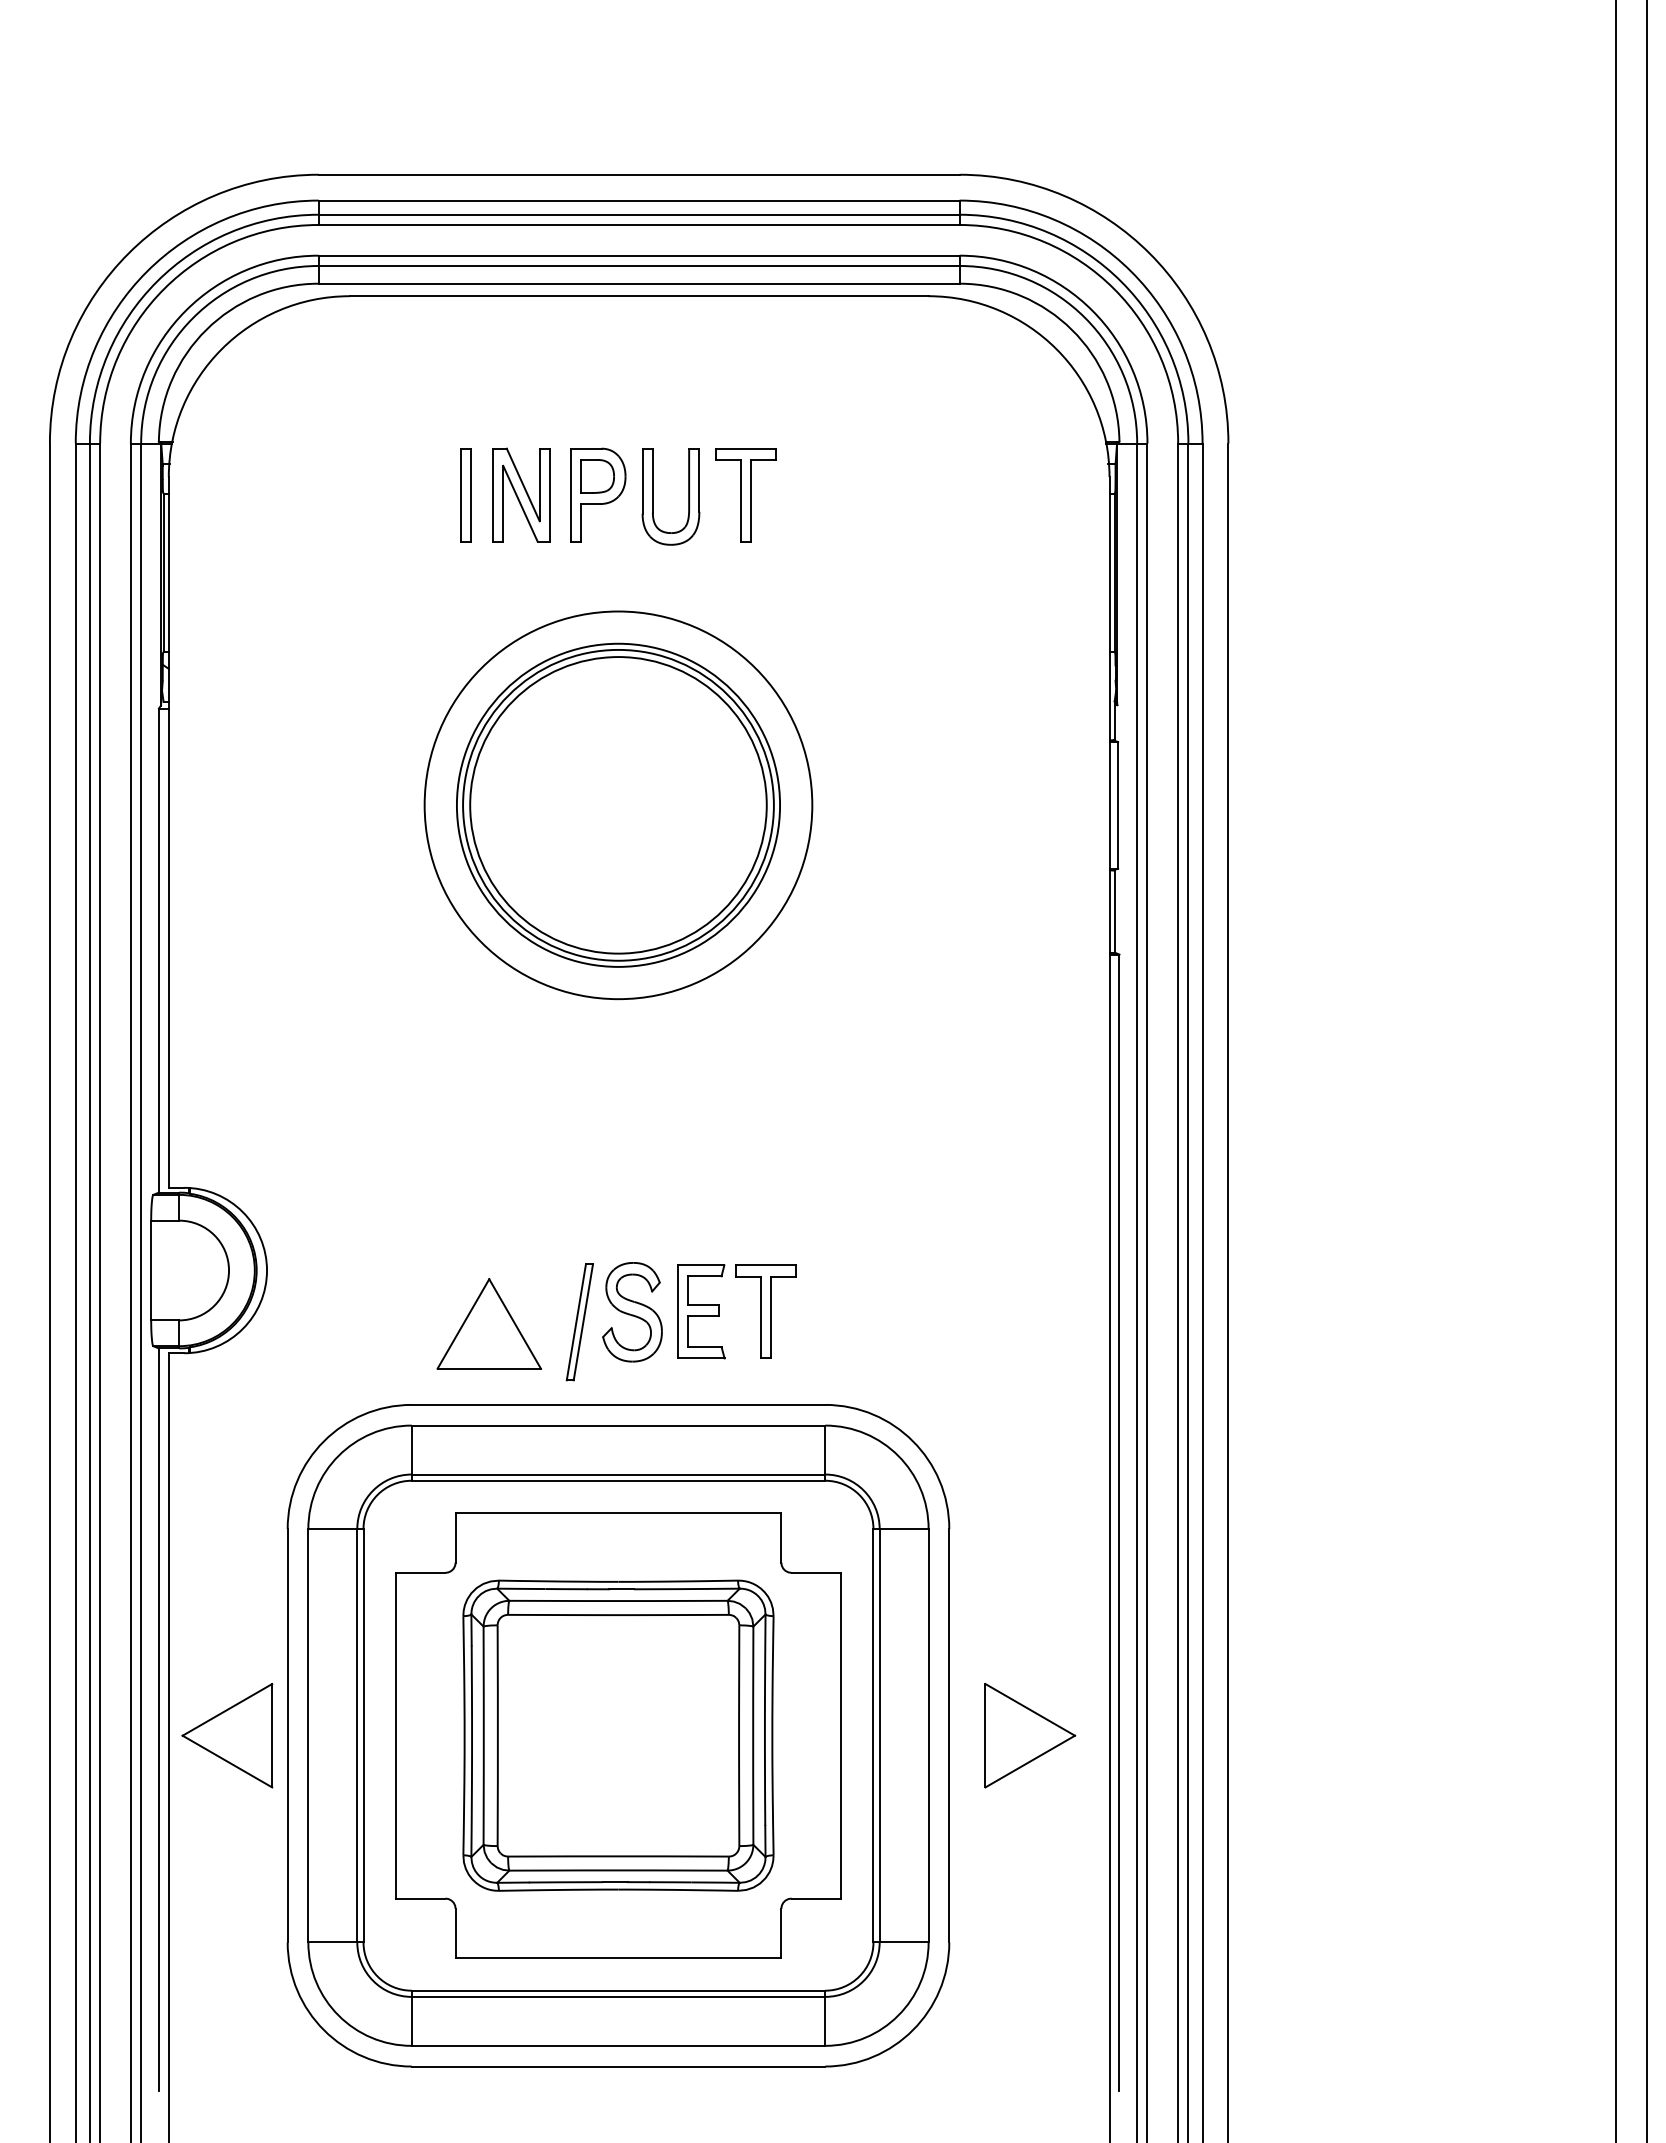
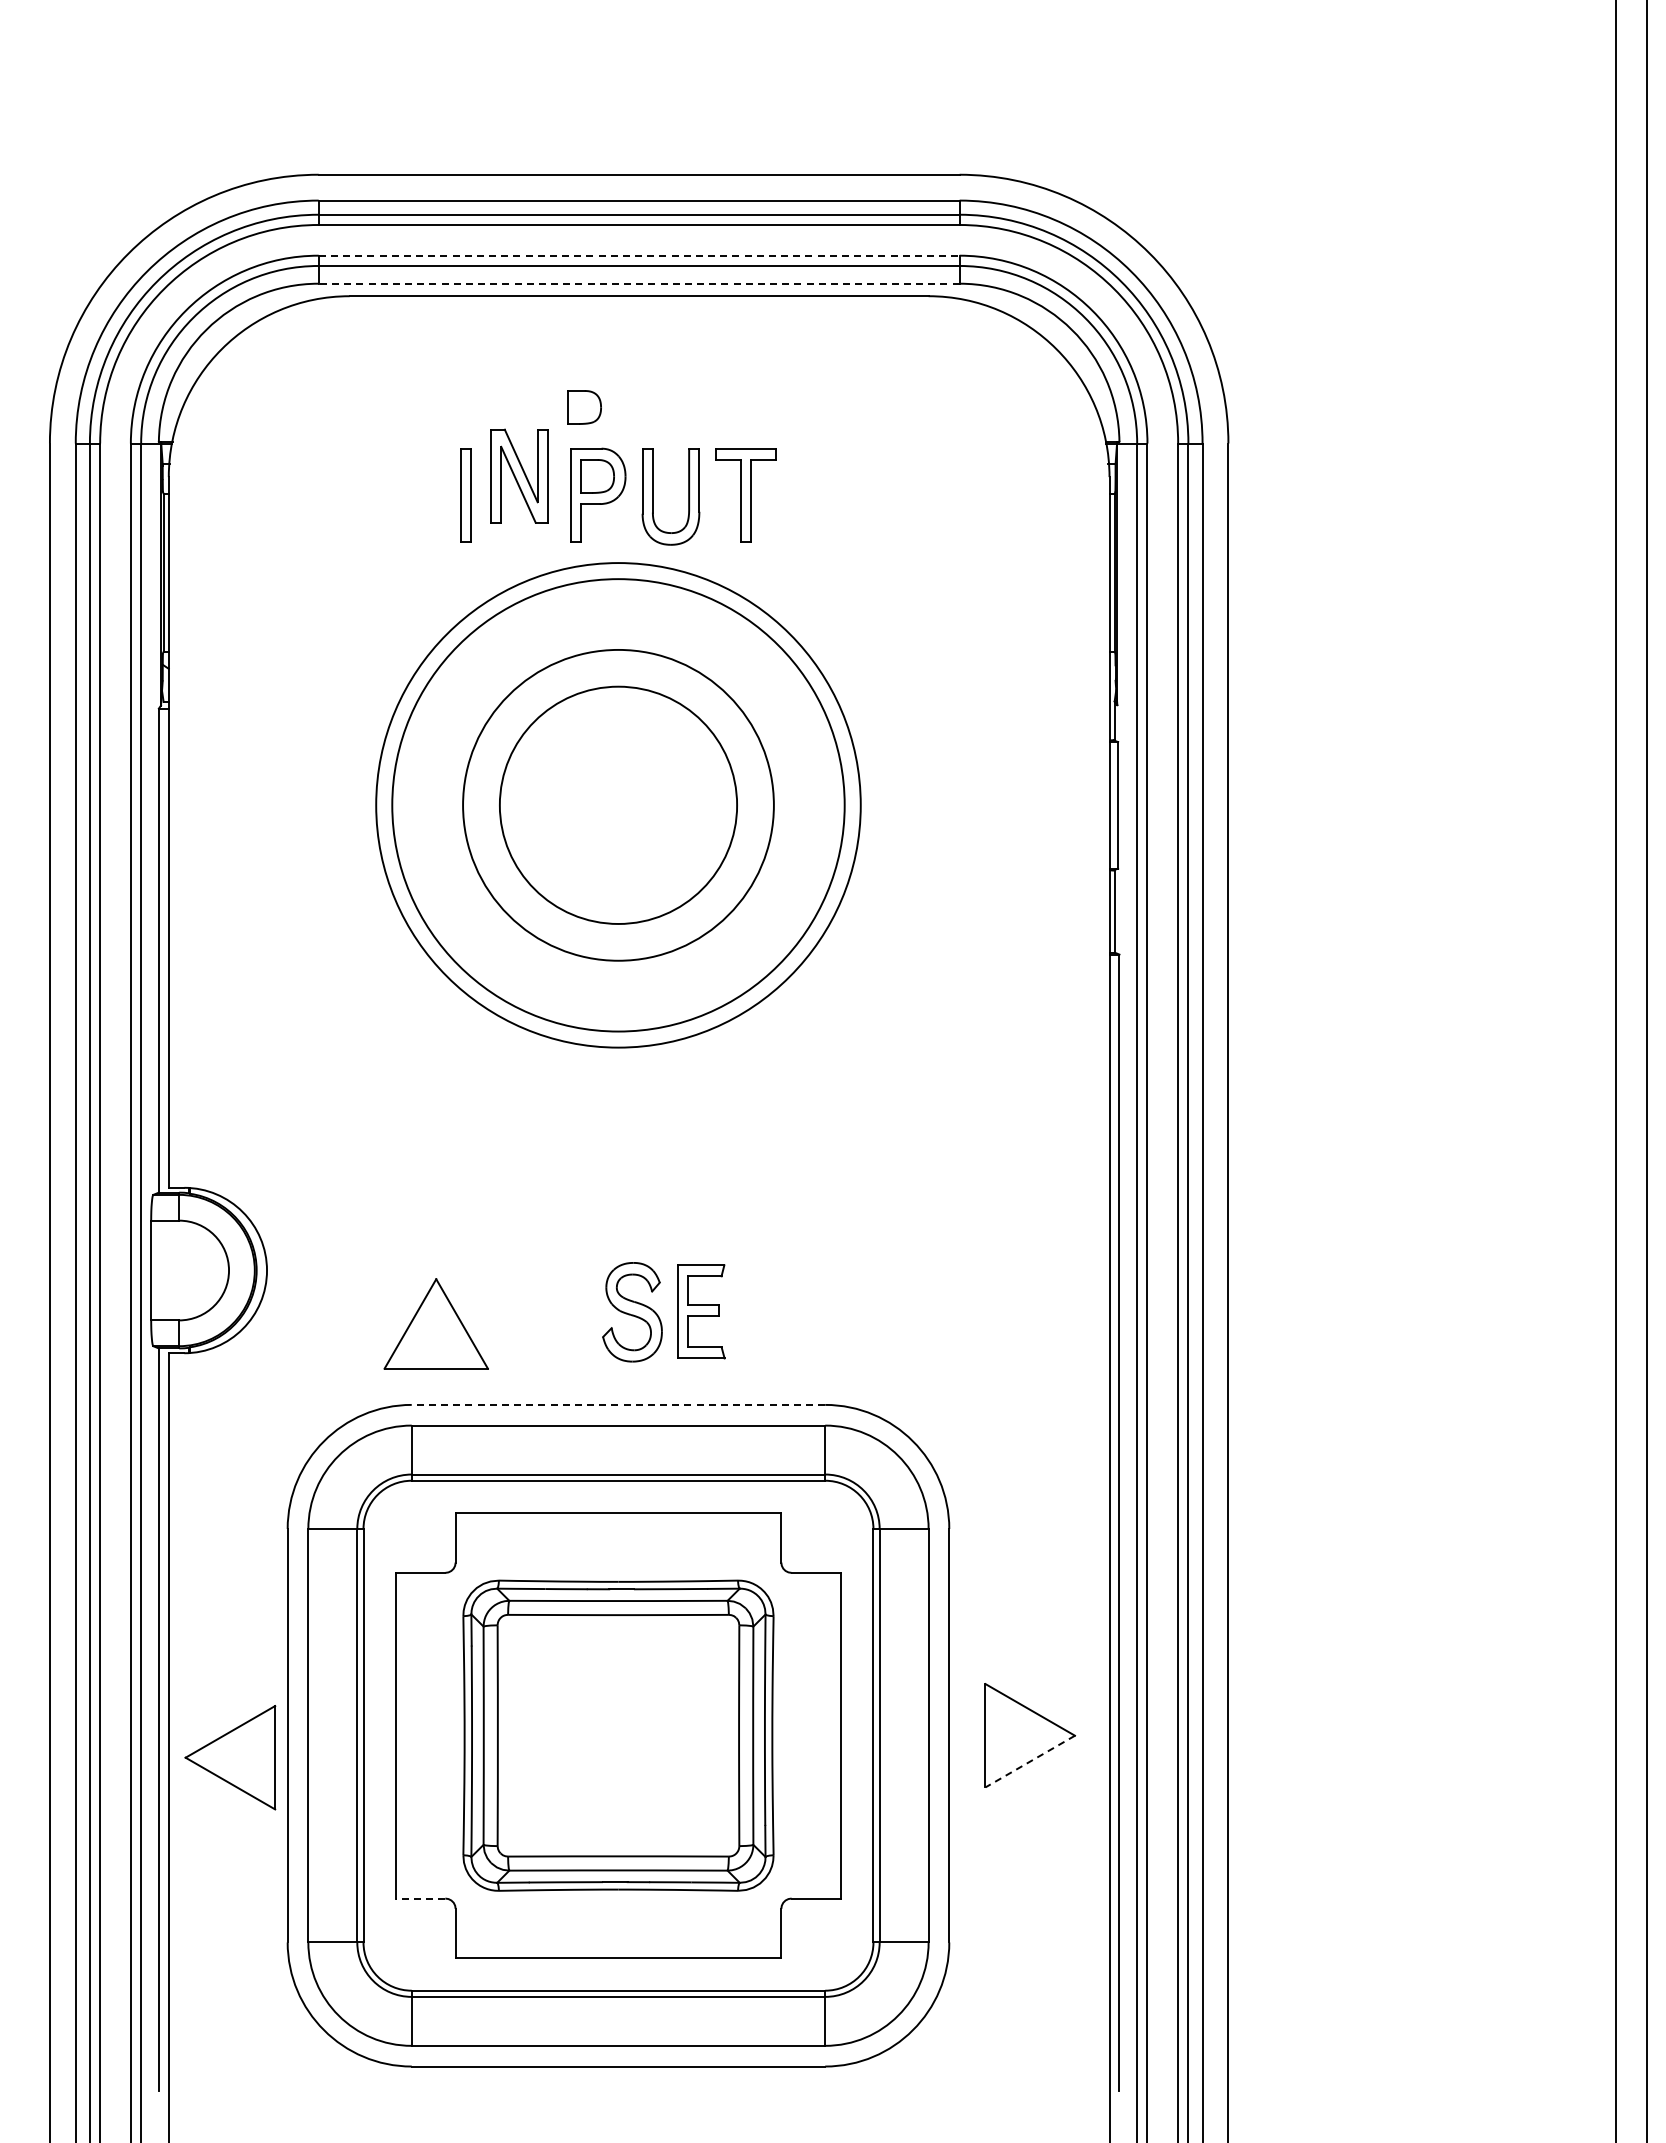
line: solid -> dashed (639, 255)
line: solid -> dashed (638, 283)
part: none -> present (584, 407)
part position: (521, 494) -> (519, 475) (519, 475)
circle diameter: 323 px -> 452 px (618, 805)
circle diameter: 297 px -> 237 px (618, 804)
circle diameter: 388 px -> 485 px (618, 805)
part: present -> none (765, 1311)
part: present -> none (579, 1322)
part position: (488, 1323) -> (435, 1323) (435, 1323)
line: solid -> dashed (618, 1404)
part position: (227, 1735) -> (230, 1757) (230, 1757)
line: solid -> dashed (1030, 1761)
line: solid -> dashed (420, 1898)
